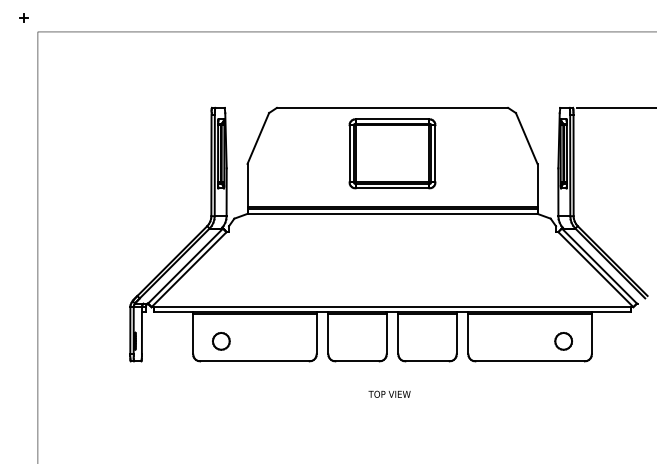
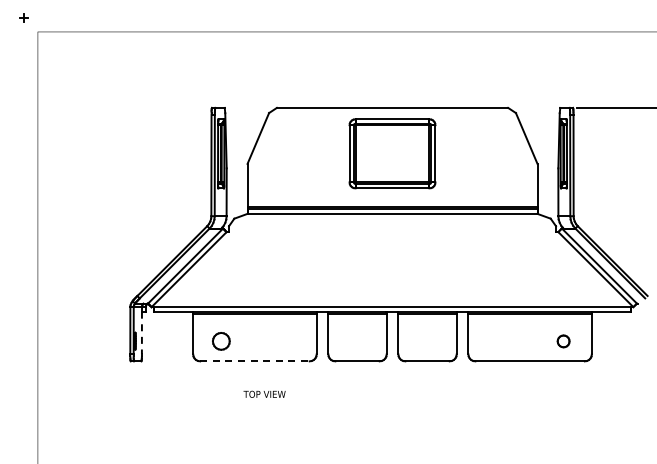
line: solid -> dashed (141, 333)
part size: 19x19 px -> 15x15 px (563, 341)
line: solid -> dashed (254, 361)
text position: (389, 393) -> (264, 393) (264, 393)
